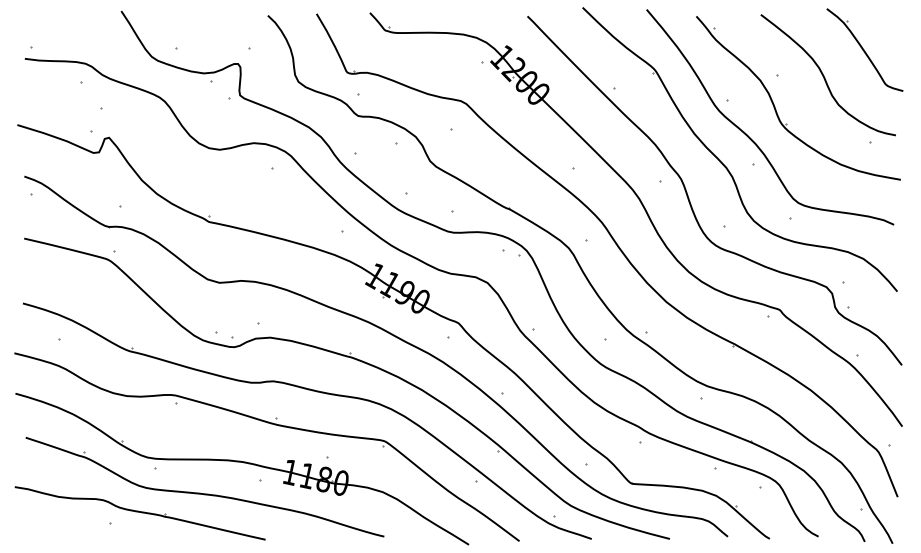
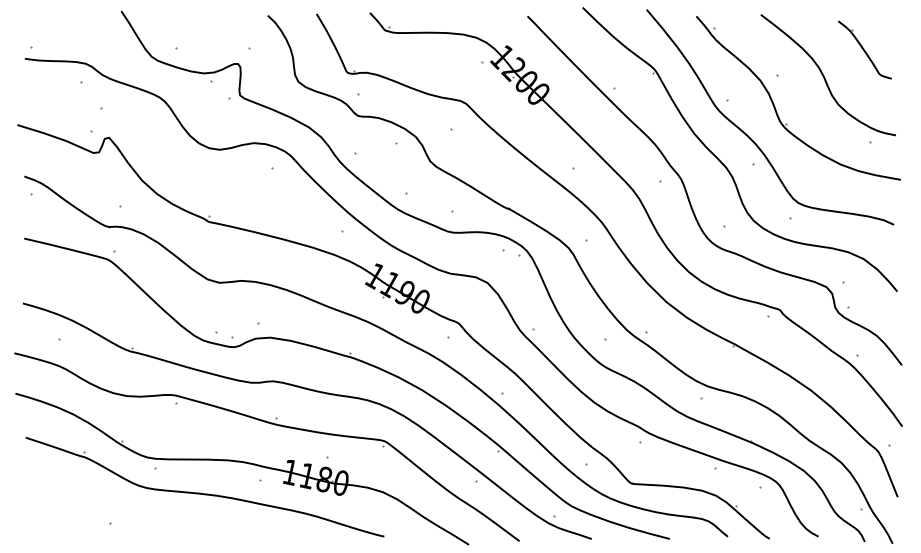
part size: 78x84 px -> 54x60 px (864, 49)
part: present -> none (139, 513)
